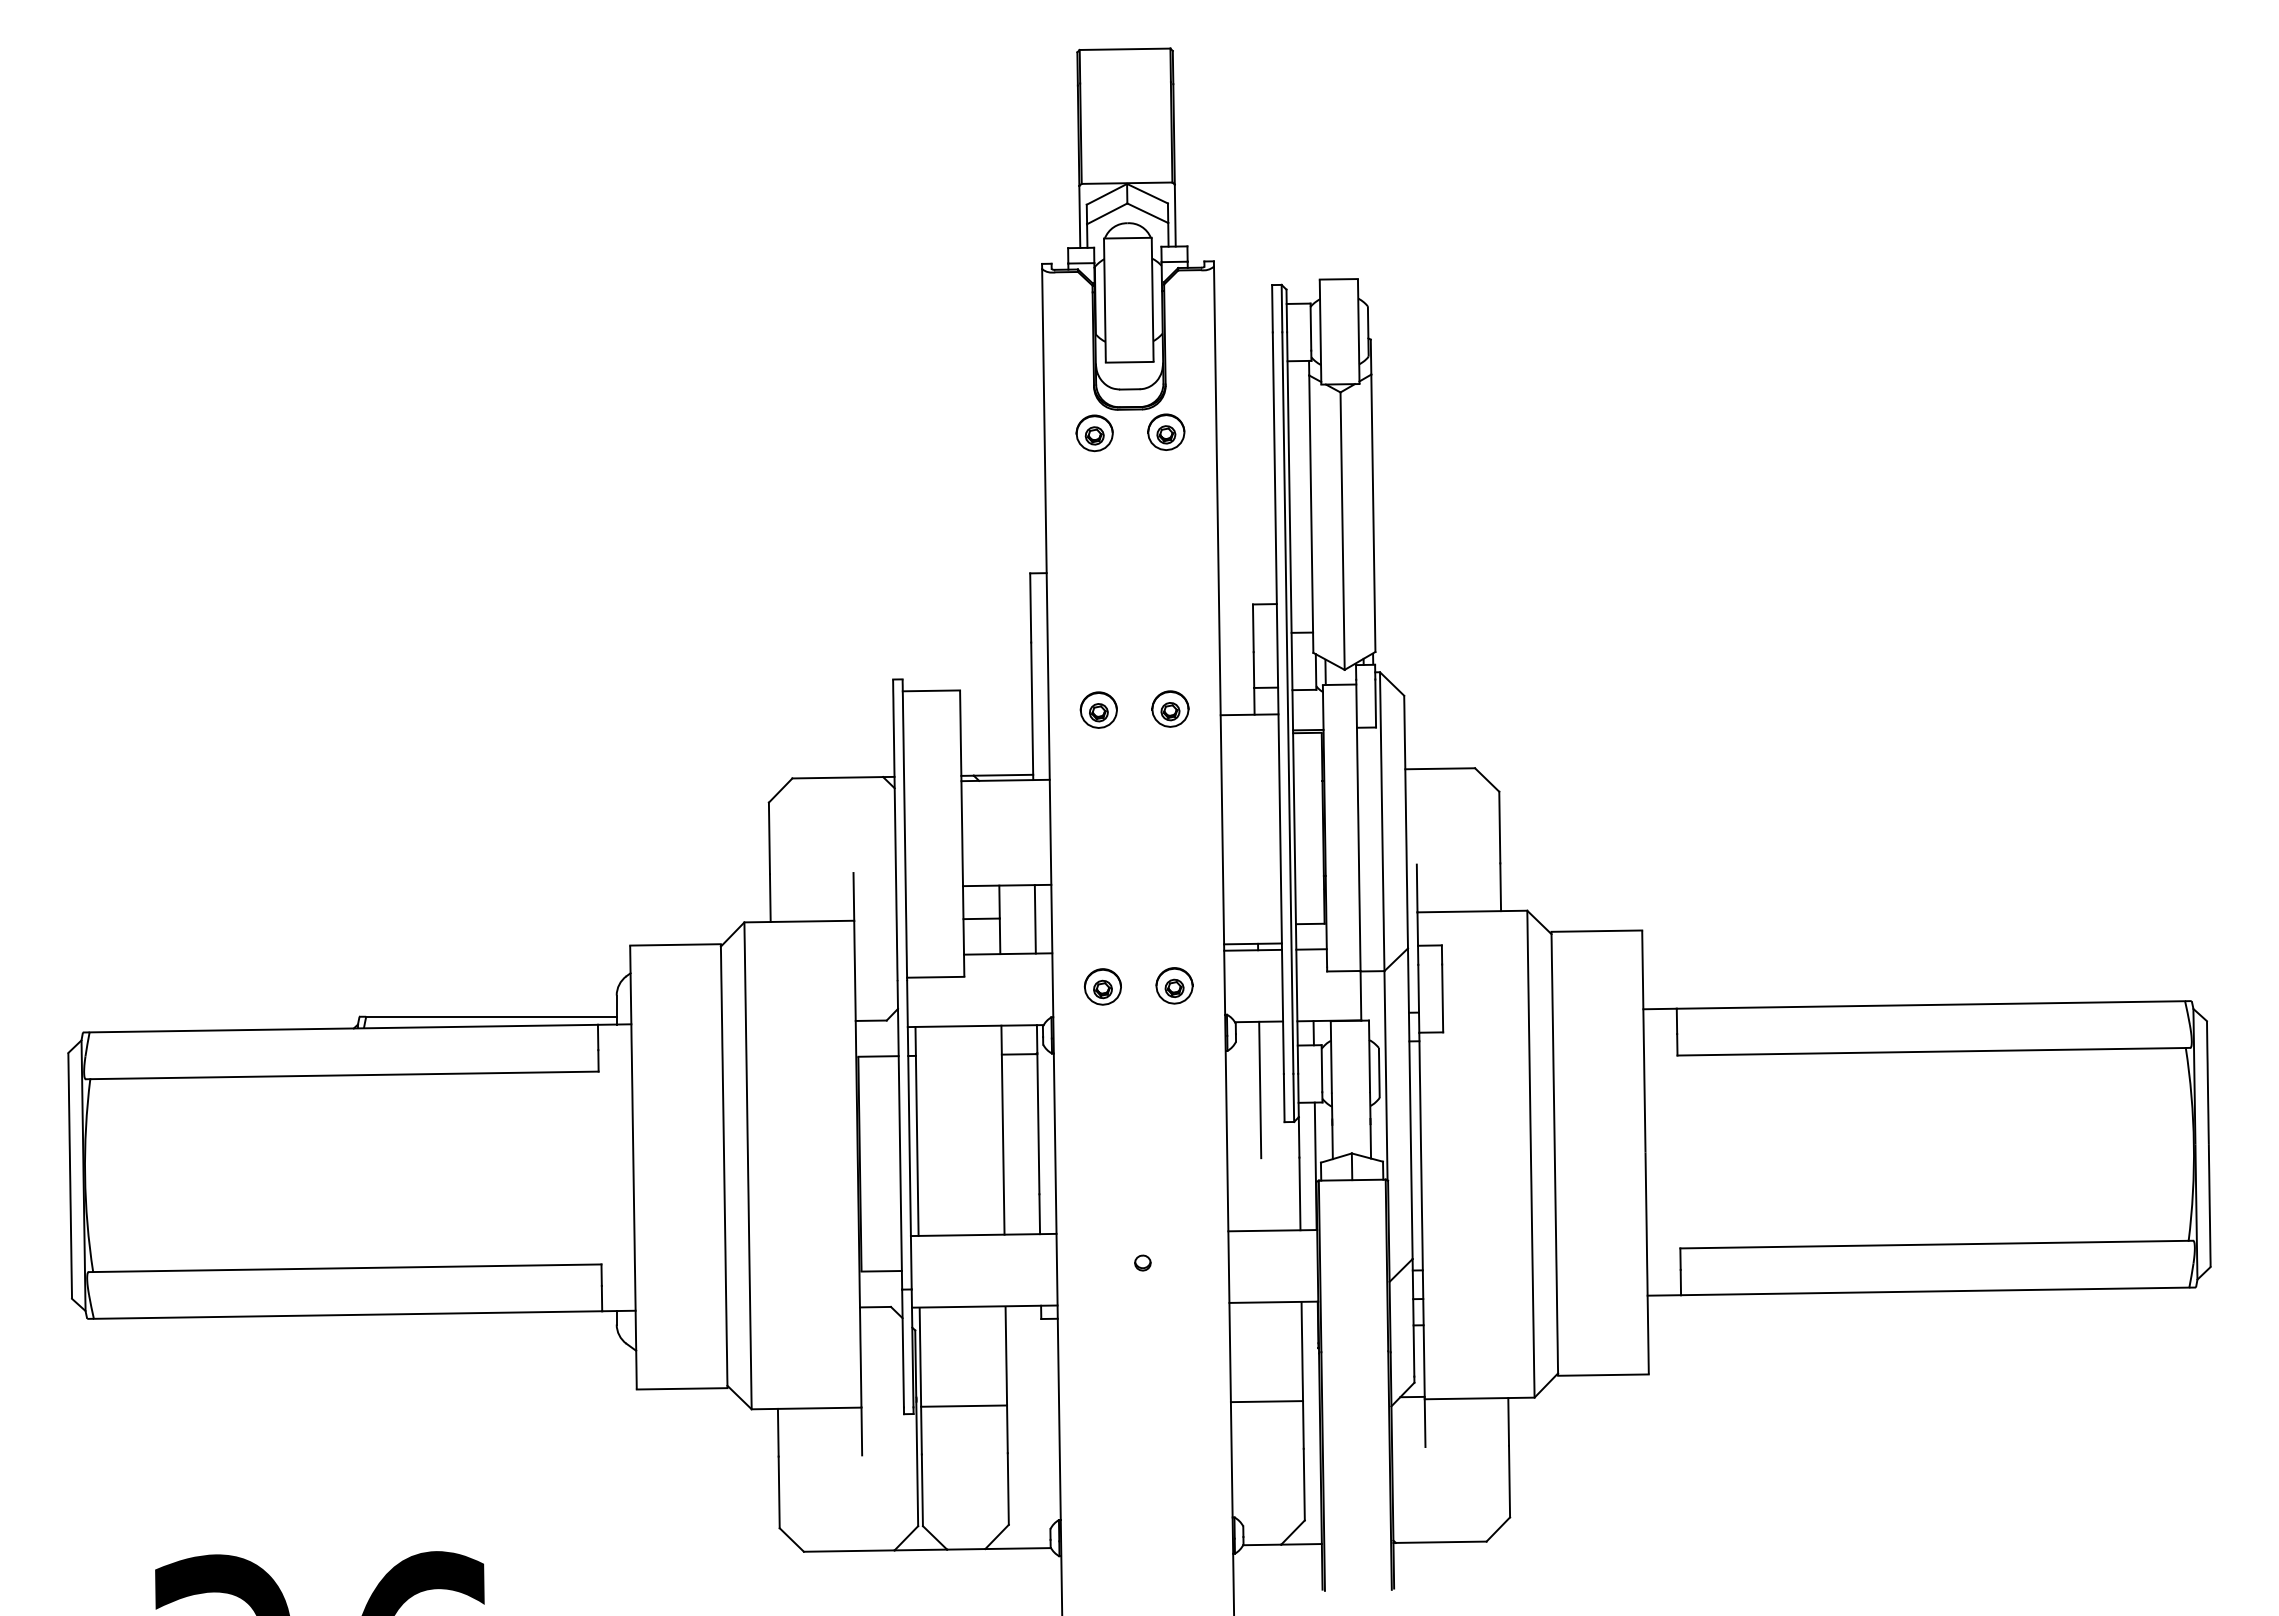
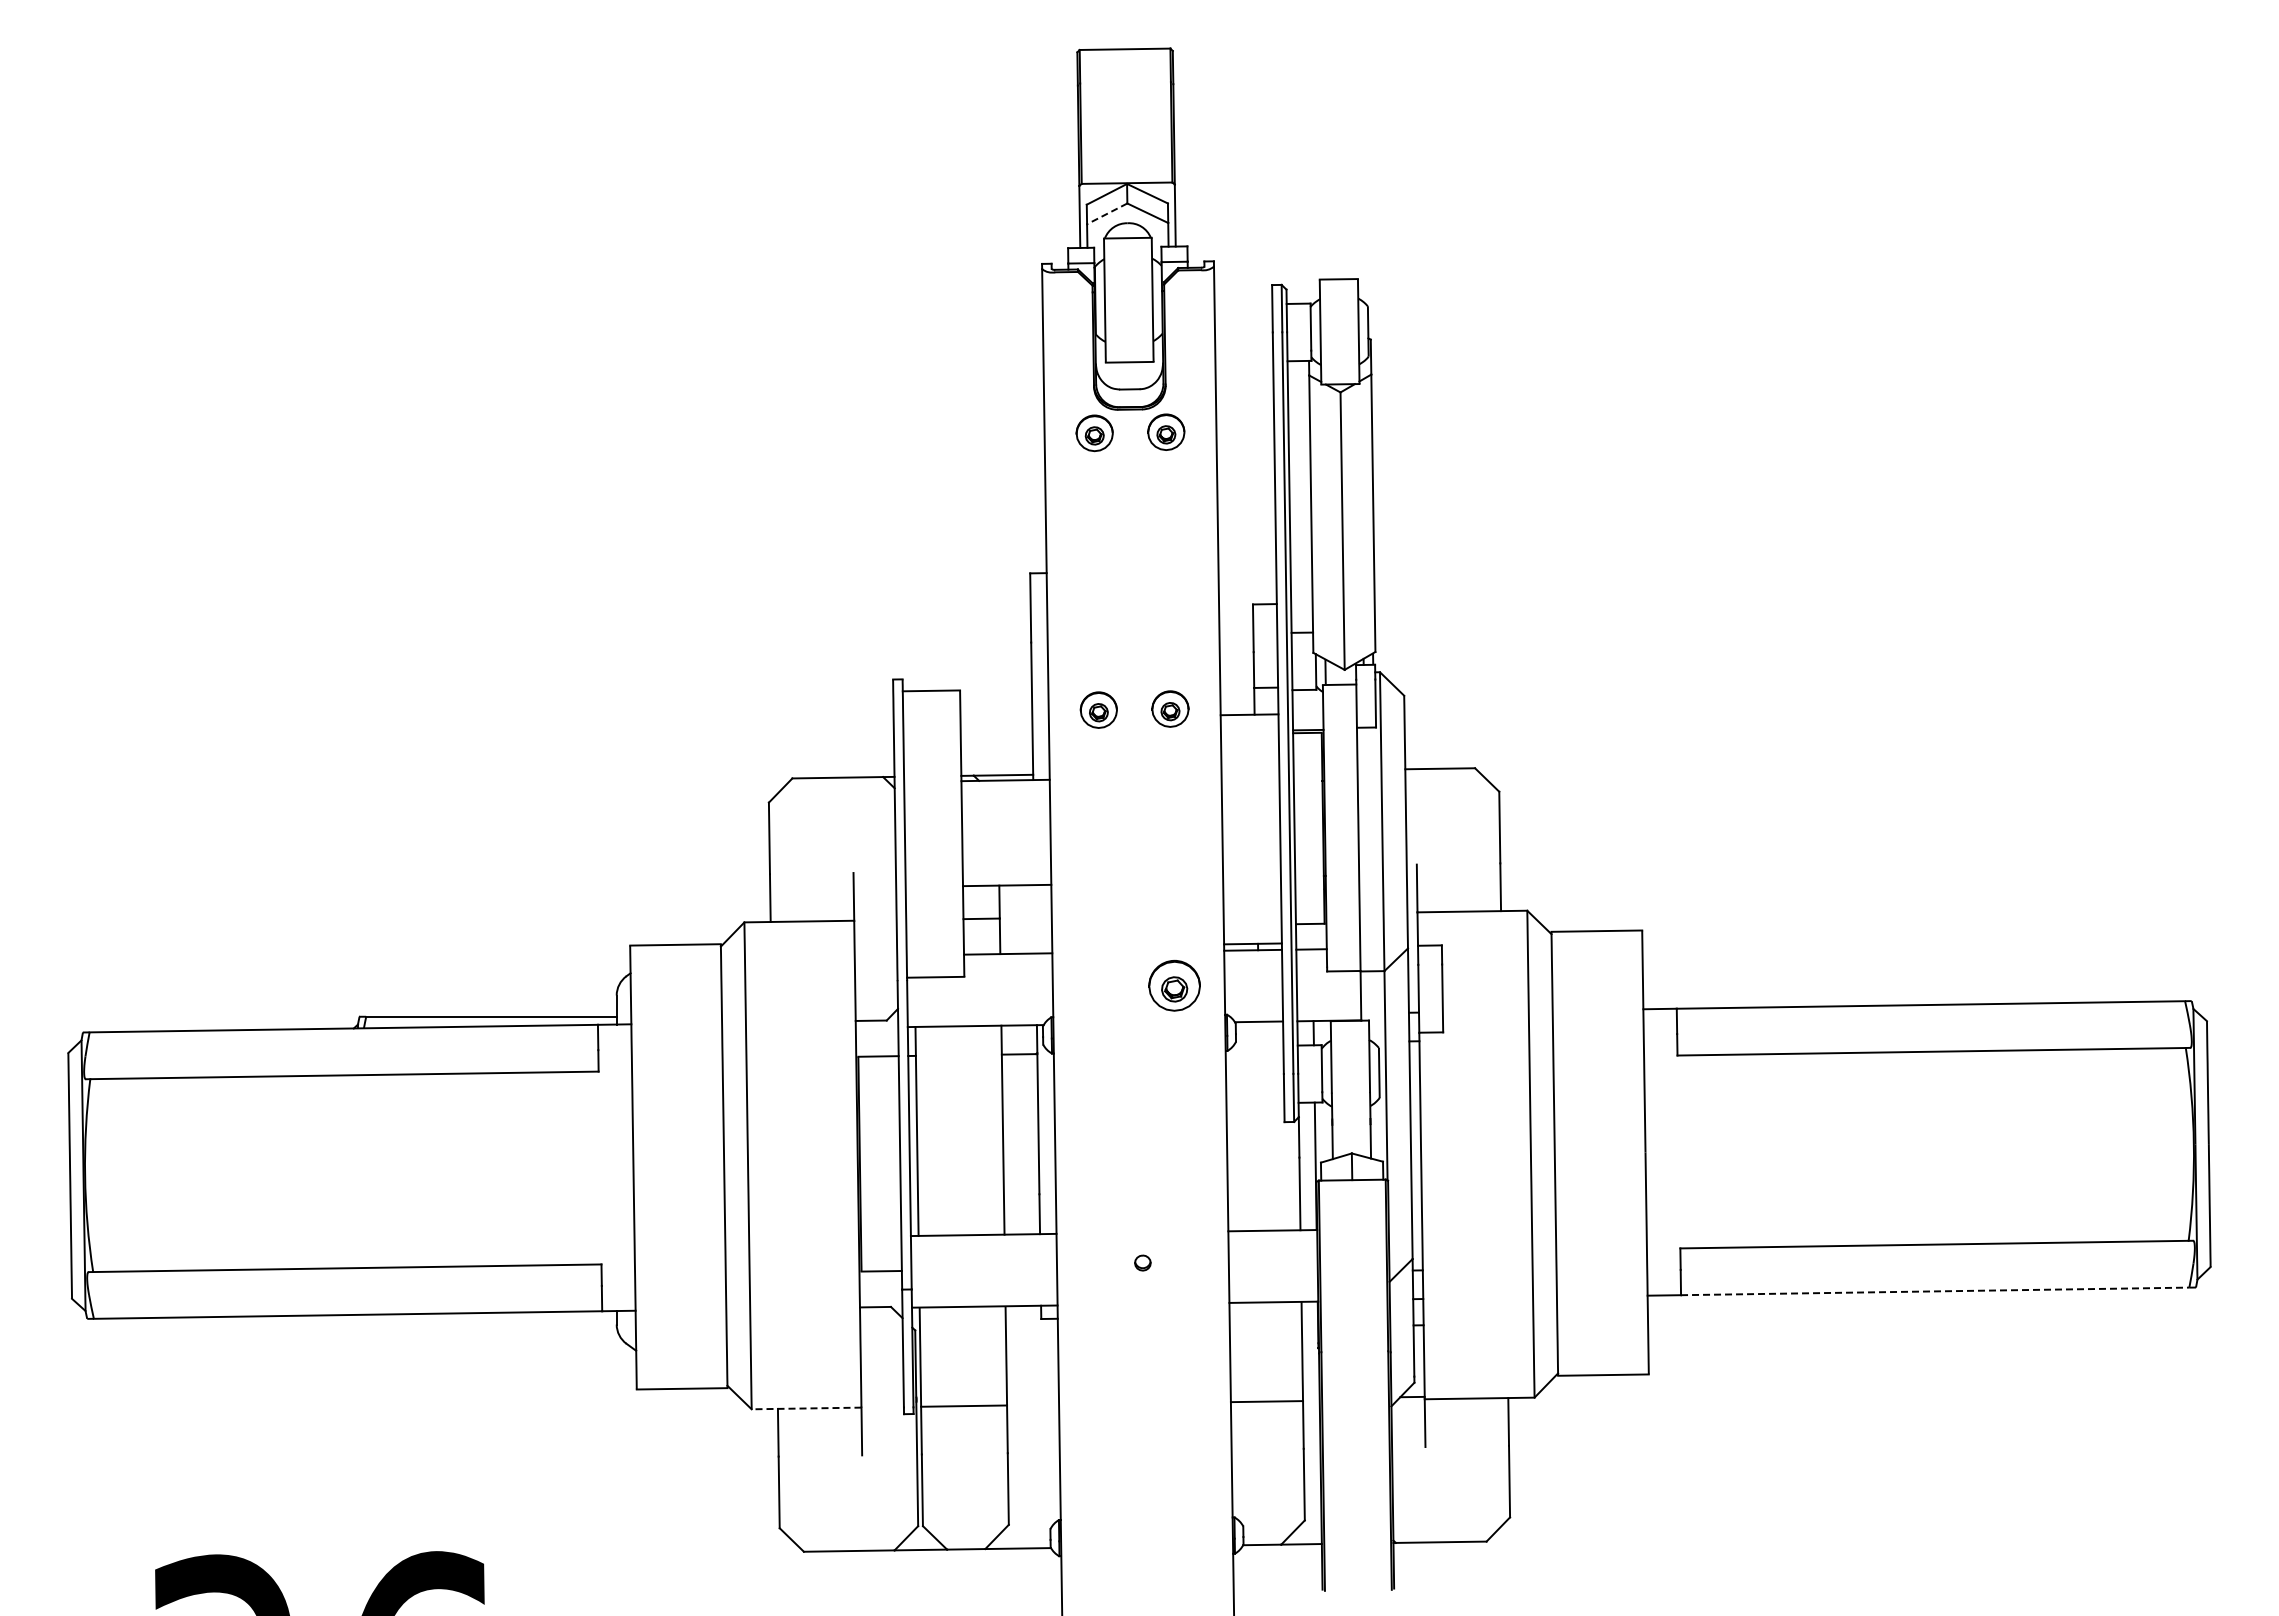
line: solid -> dashed (1107, 213)
line: present -> none (1034, 919)
part size: 39x38 px -> 53x52 px (1174, 985)
part: present -> none (1102, 986)
line: present -> none (1260, 1089)
line: solid -> dashed (1935, 1291)
line: solid -> dashed (806, 1408)
